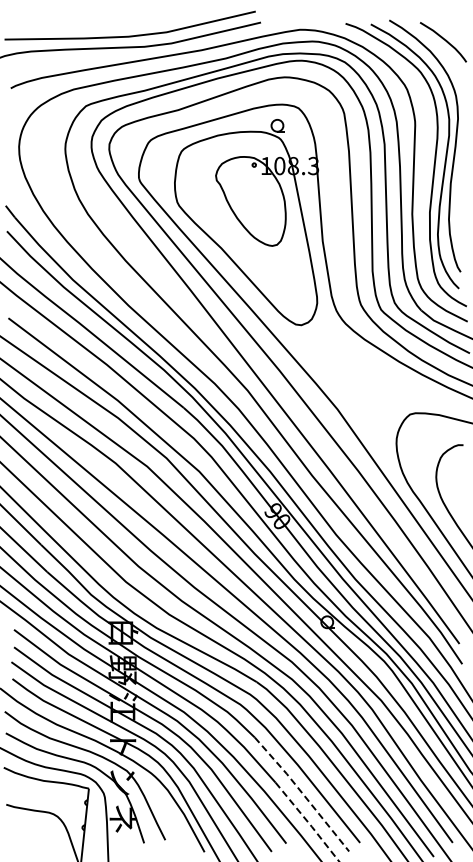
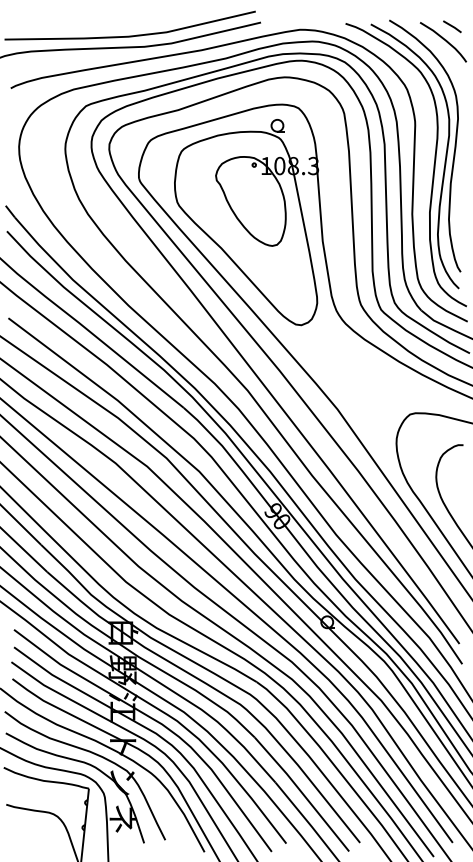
line: none -> present (452, 26)
line: dashed -> solid (302, 793)
line: dashed -> solid (308, 822)
